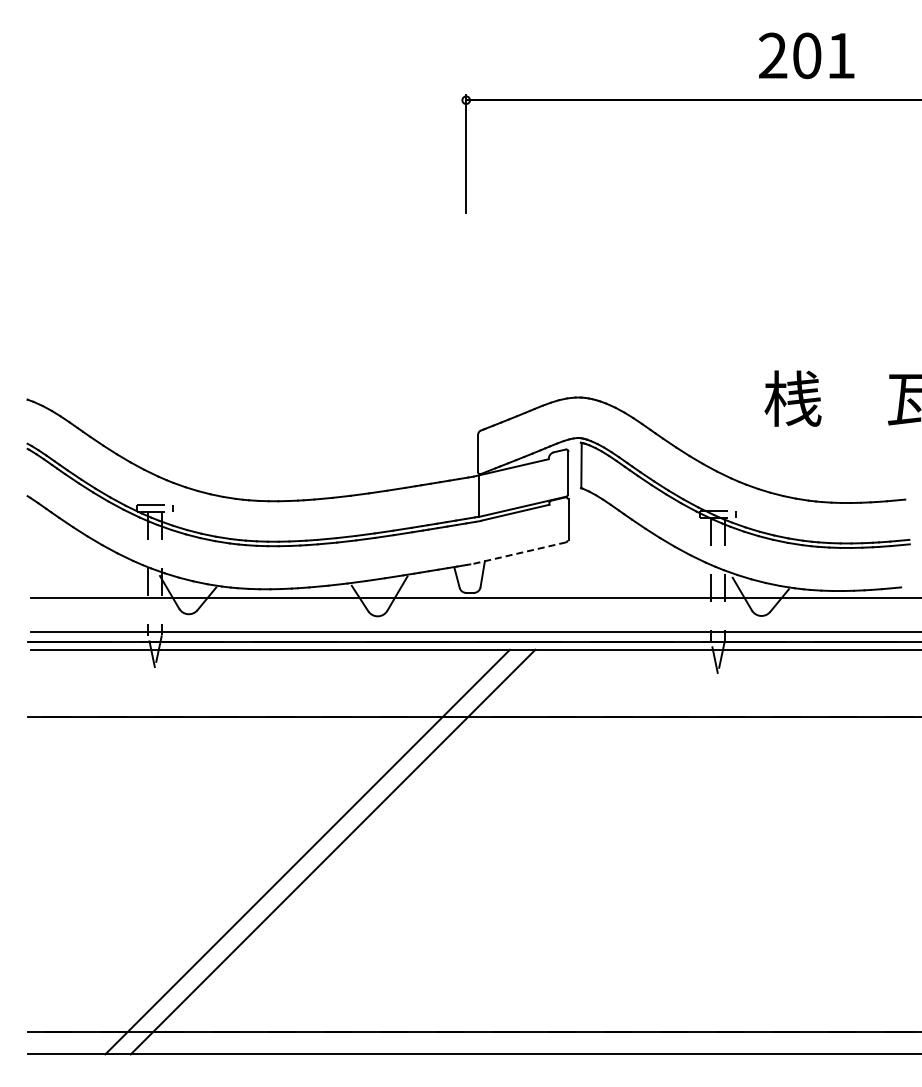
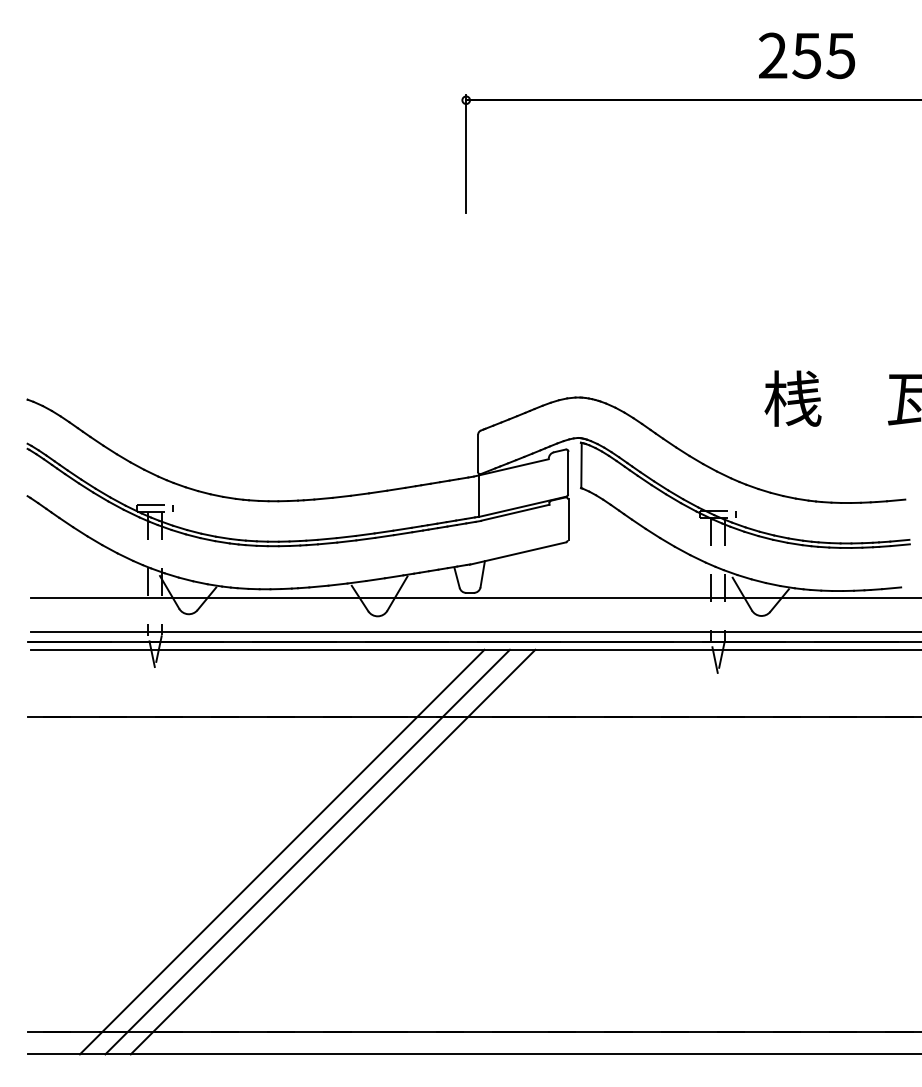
text: 201 -> 255 (823, 55)
line: dashed -> solid (517, 553)
line: none -> present (281, 851)
